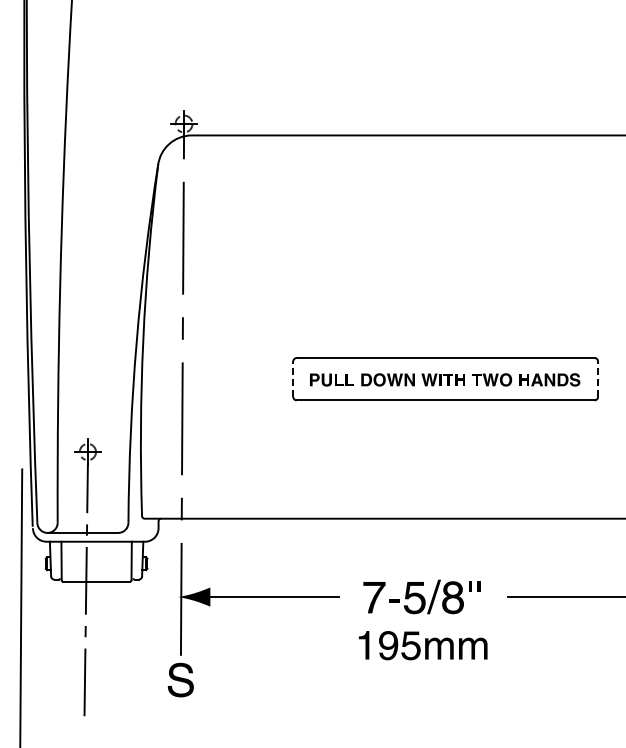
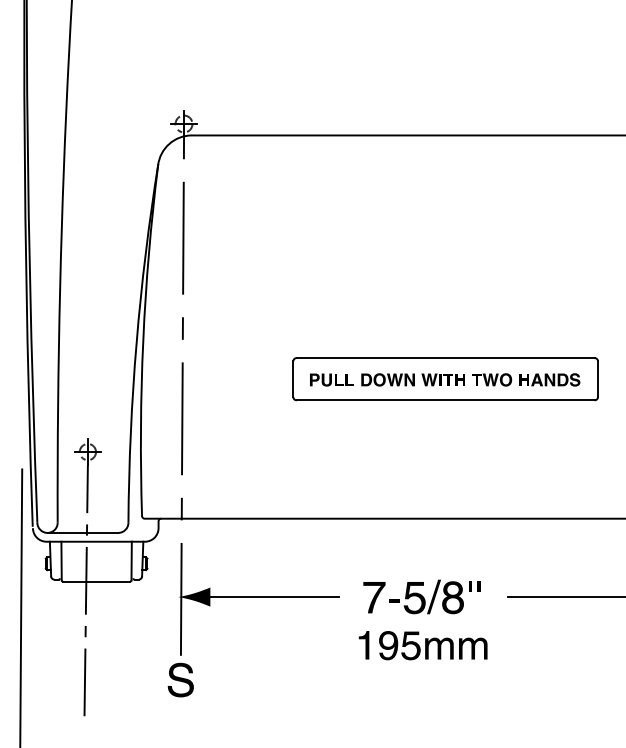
line: dashed -> solid (293, 379)
line: dashed -> solid (598, 379)
